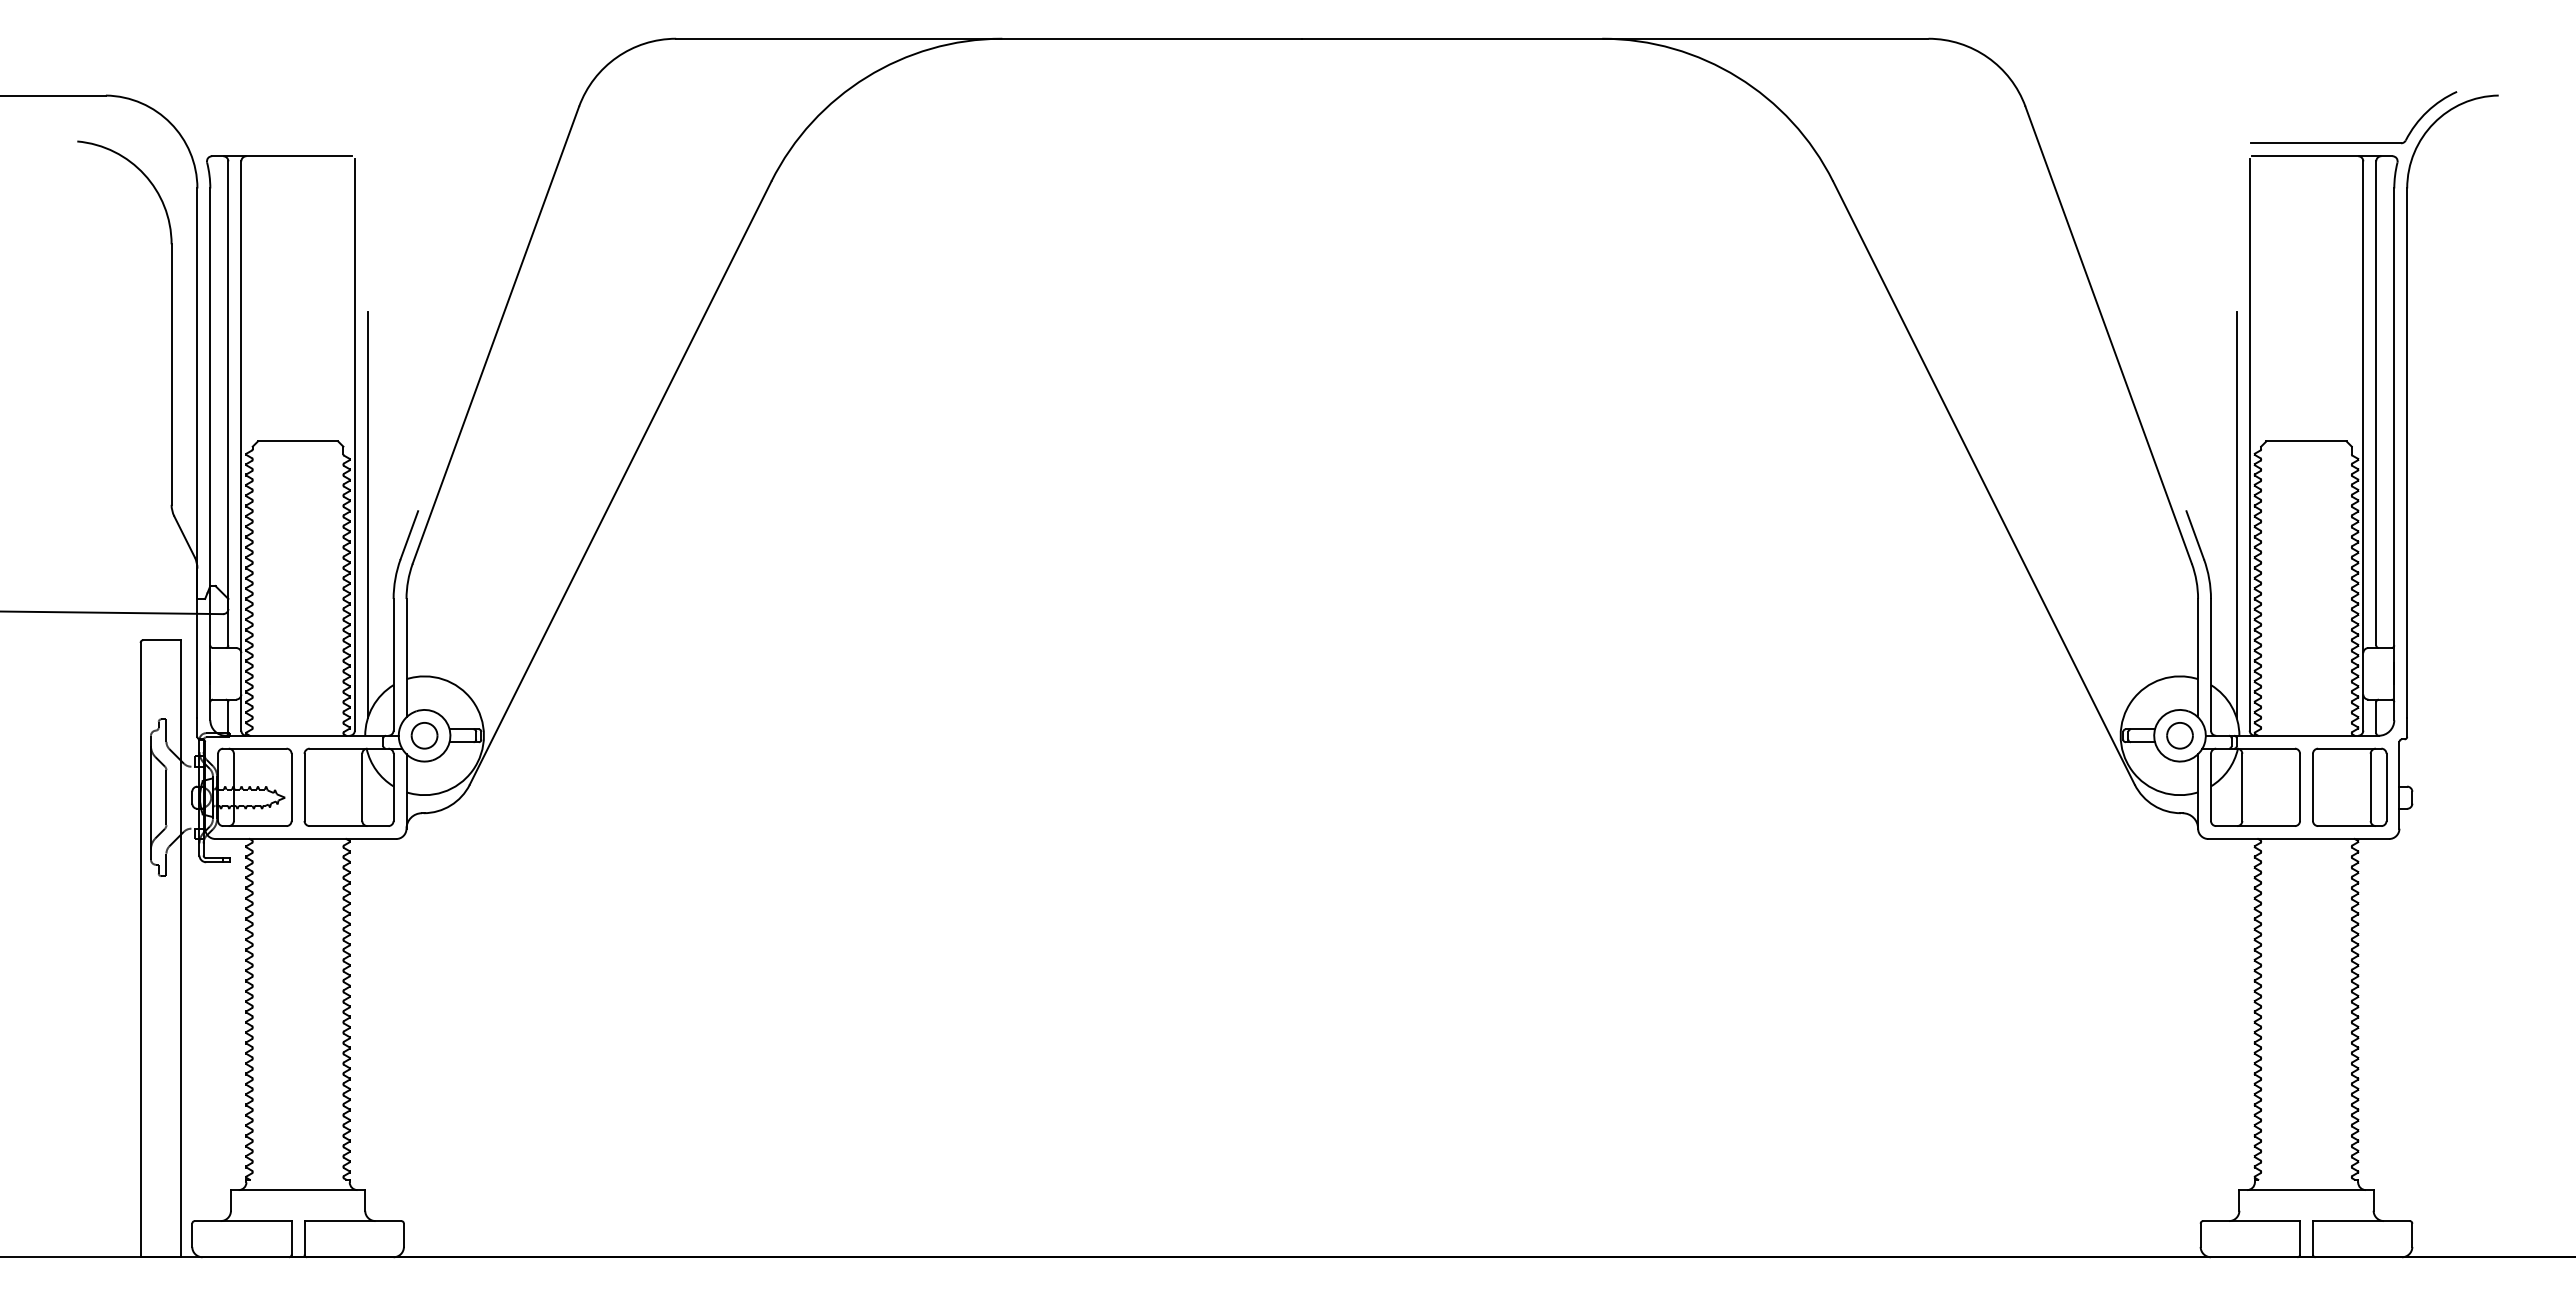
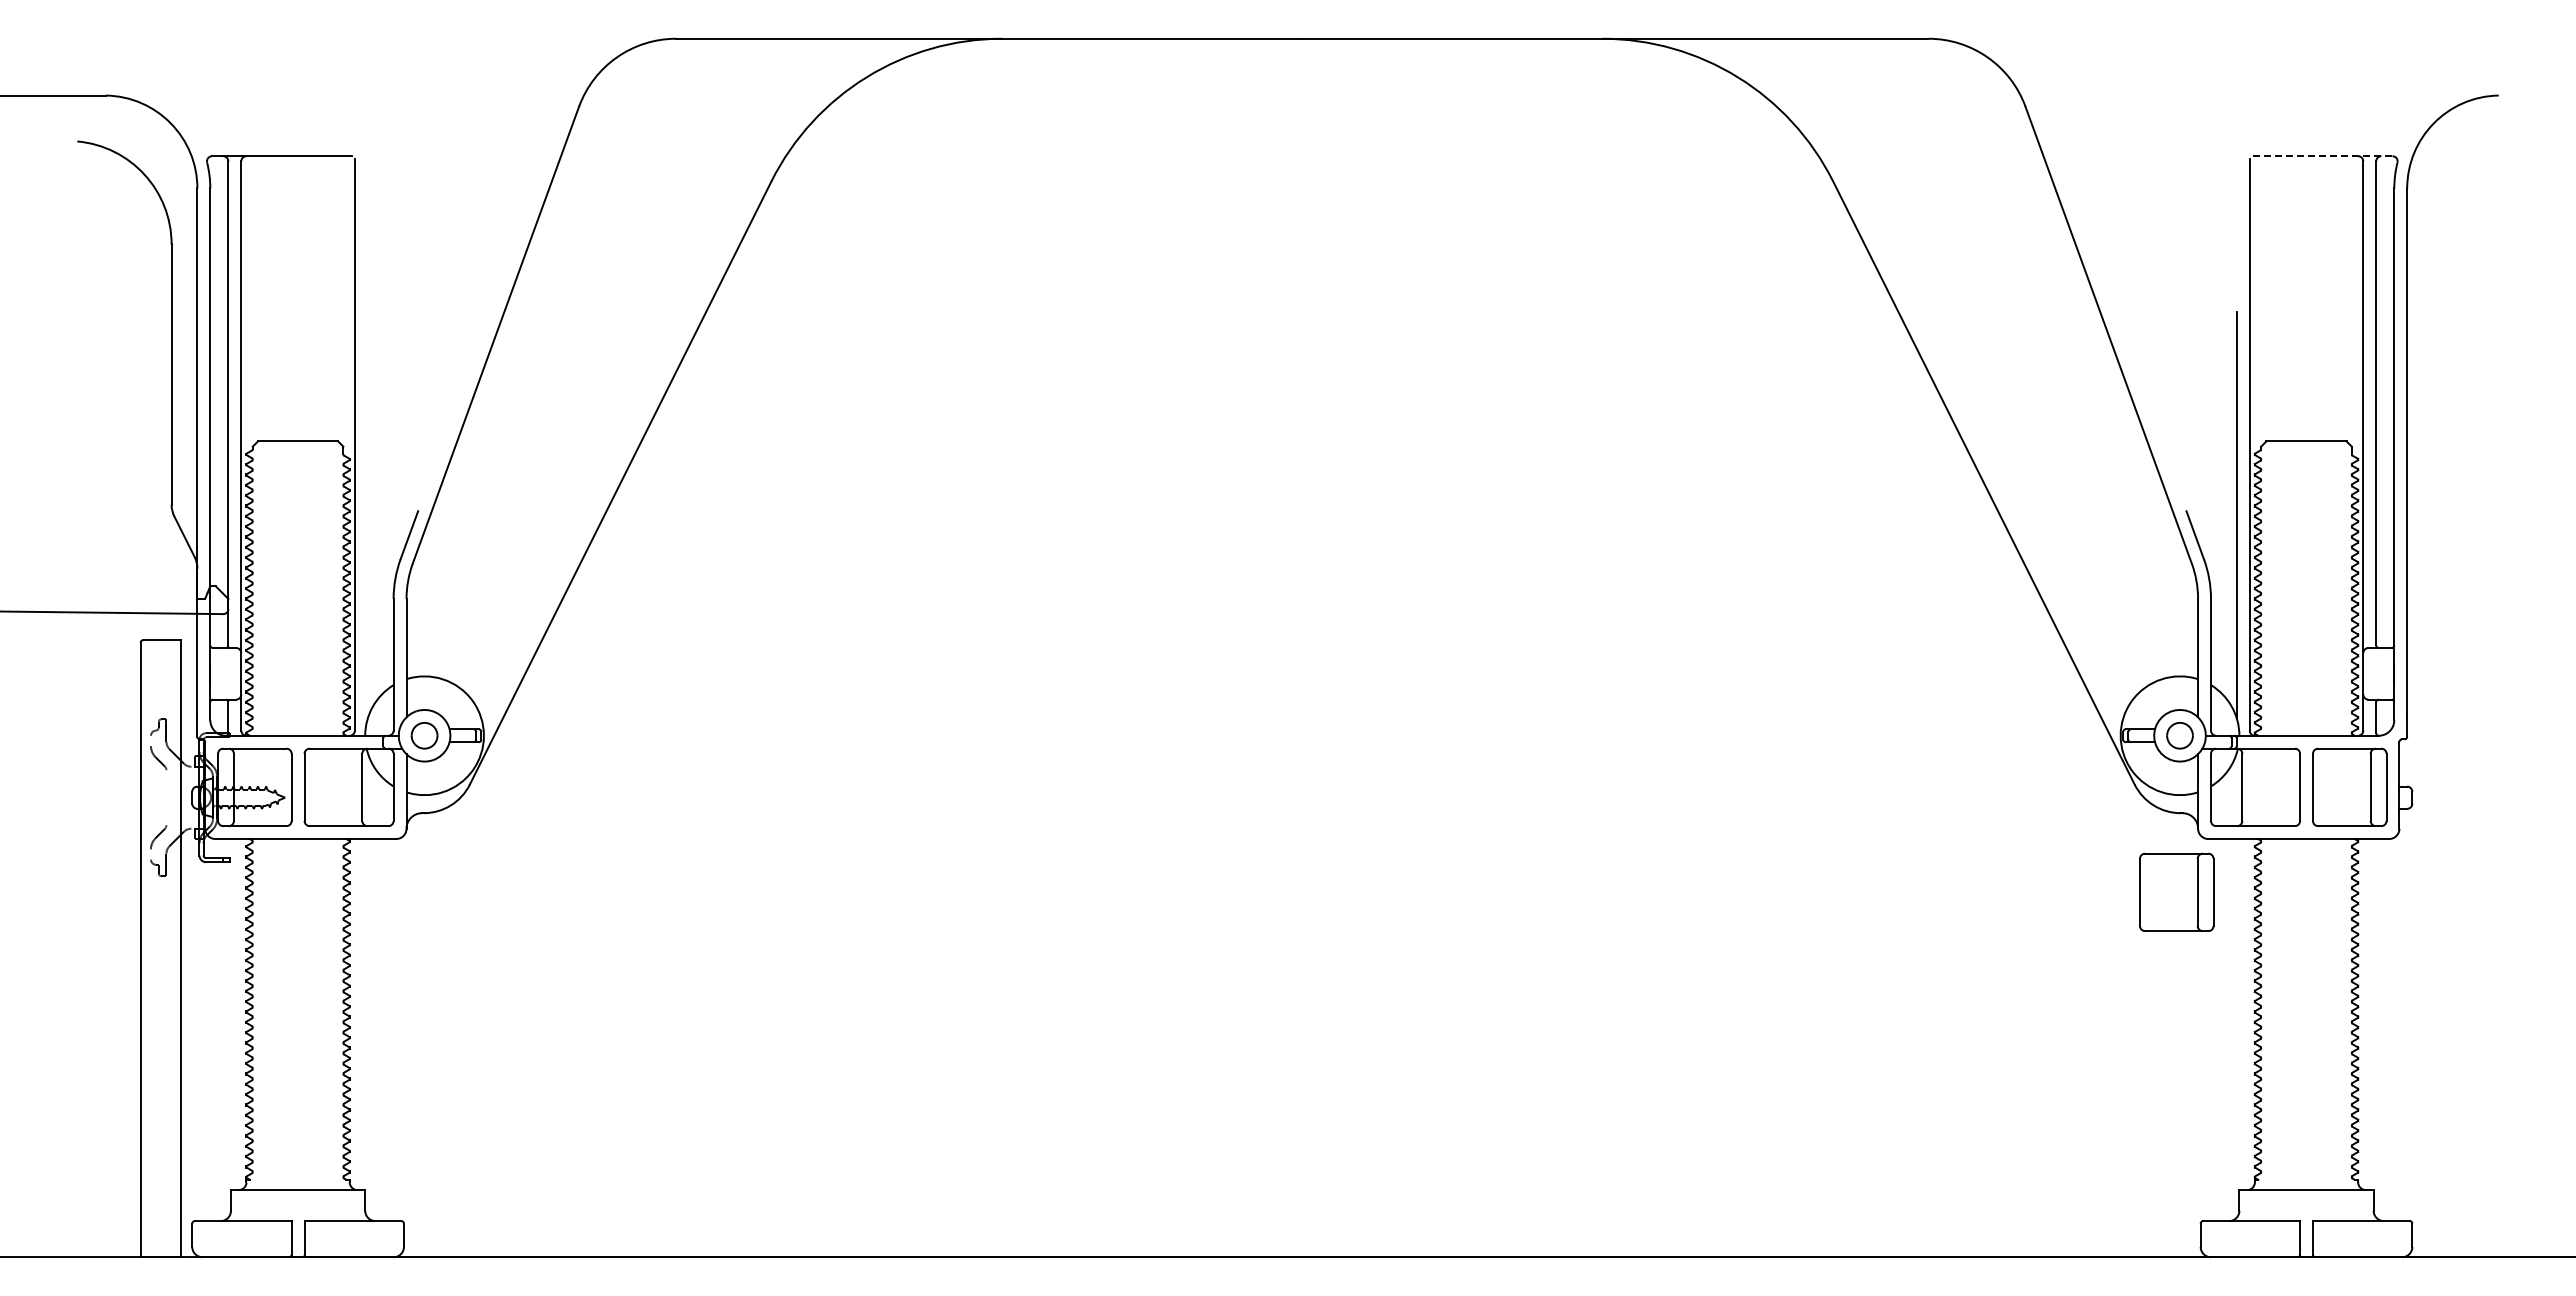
part: present -> none (2353, 142)
line: solid -> dashed (2321, 156)
line: present -> none (367, 515)
line: present -> none (150, 797)
line: present -> none (166, 797)
part: none -> present (2176, 891)
